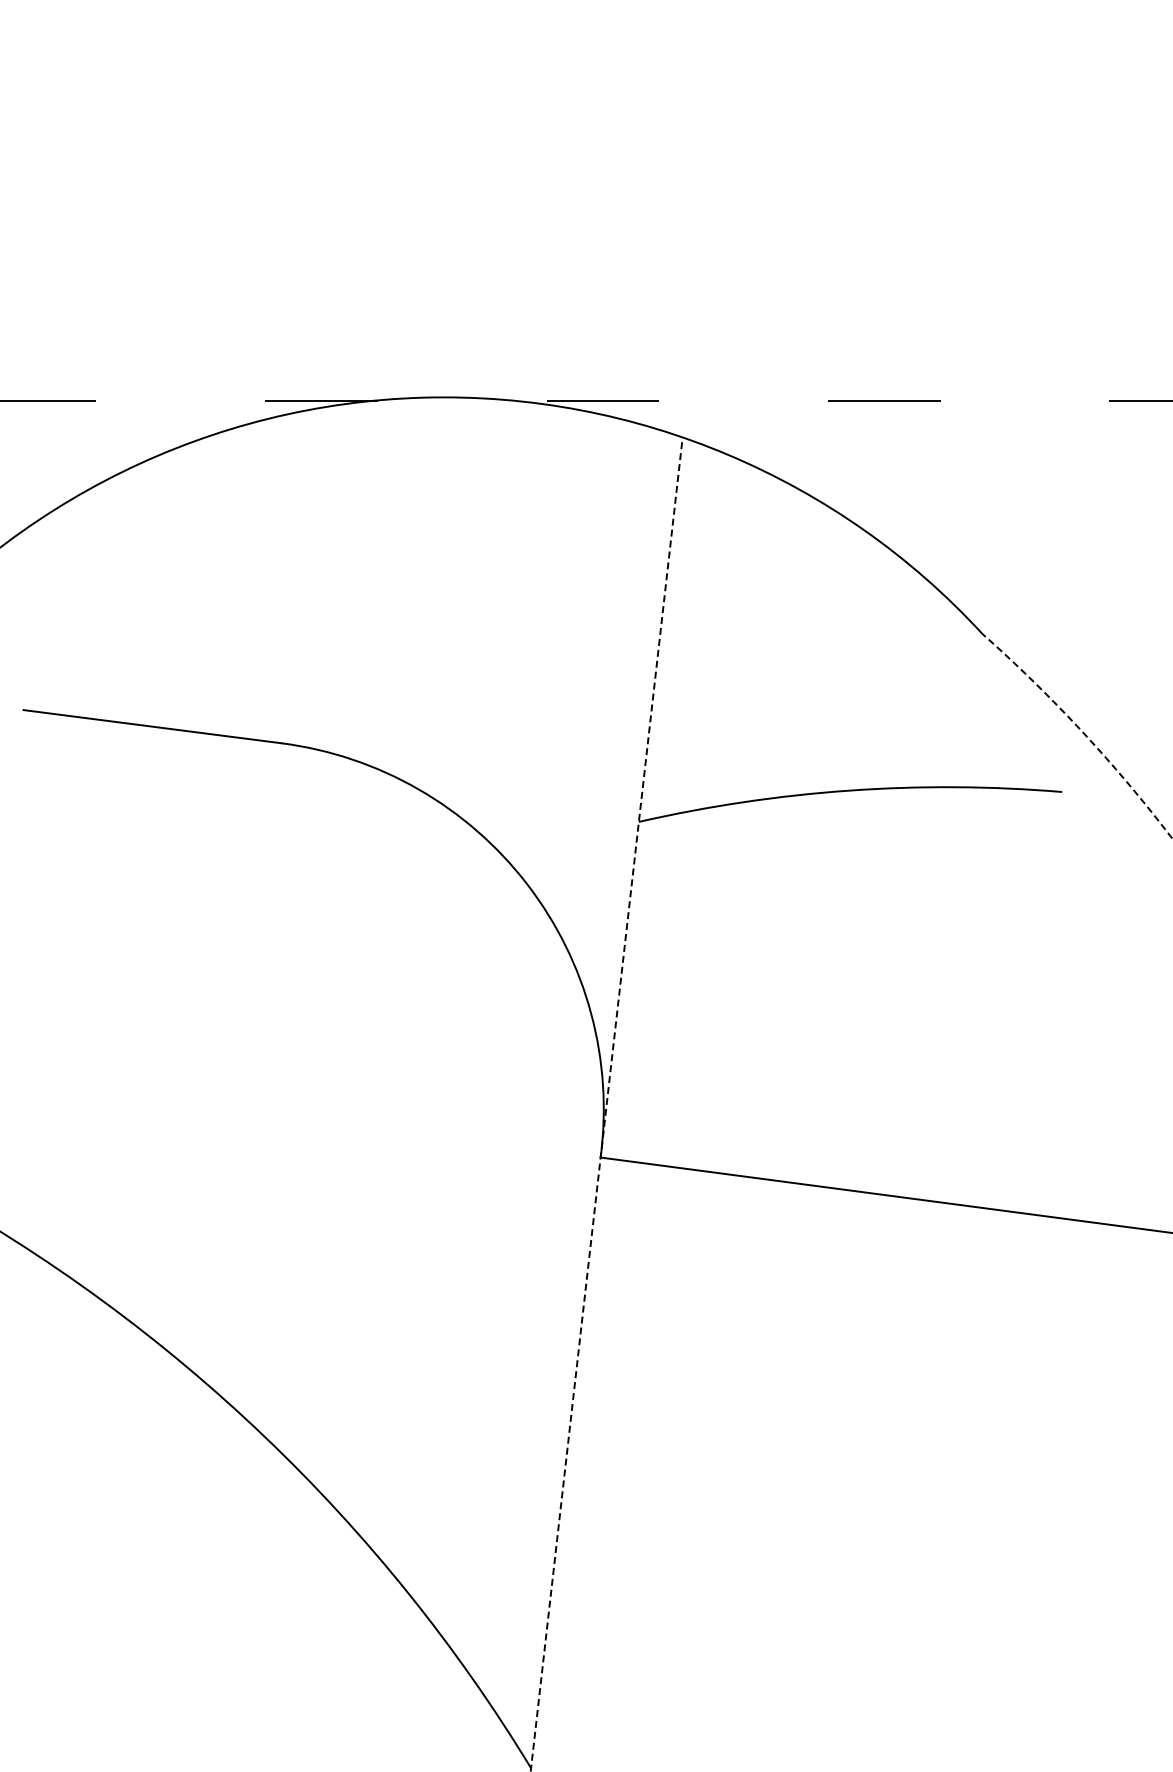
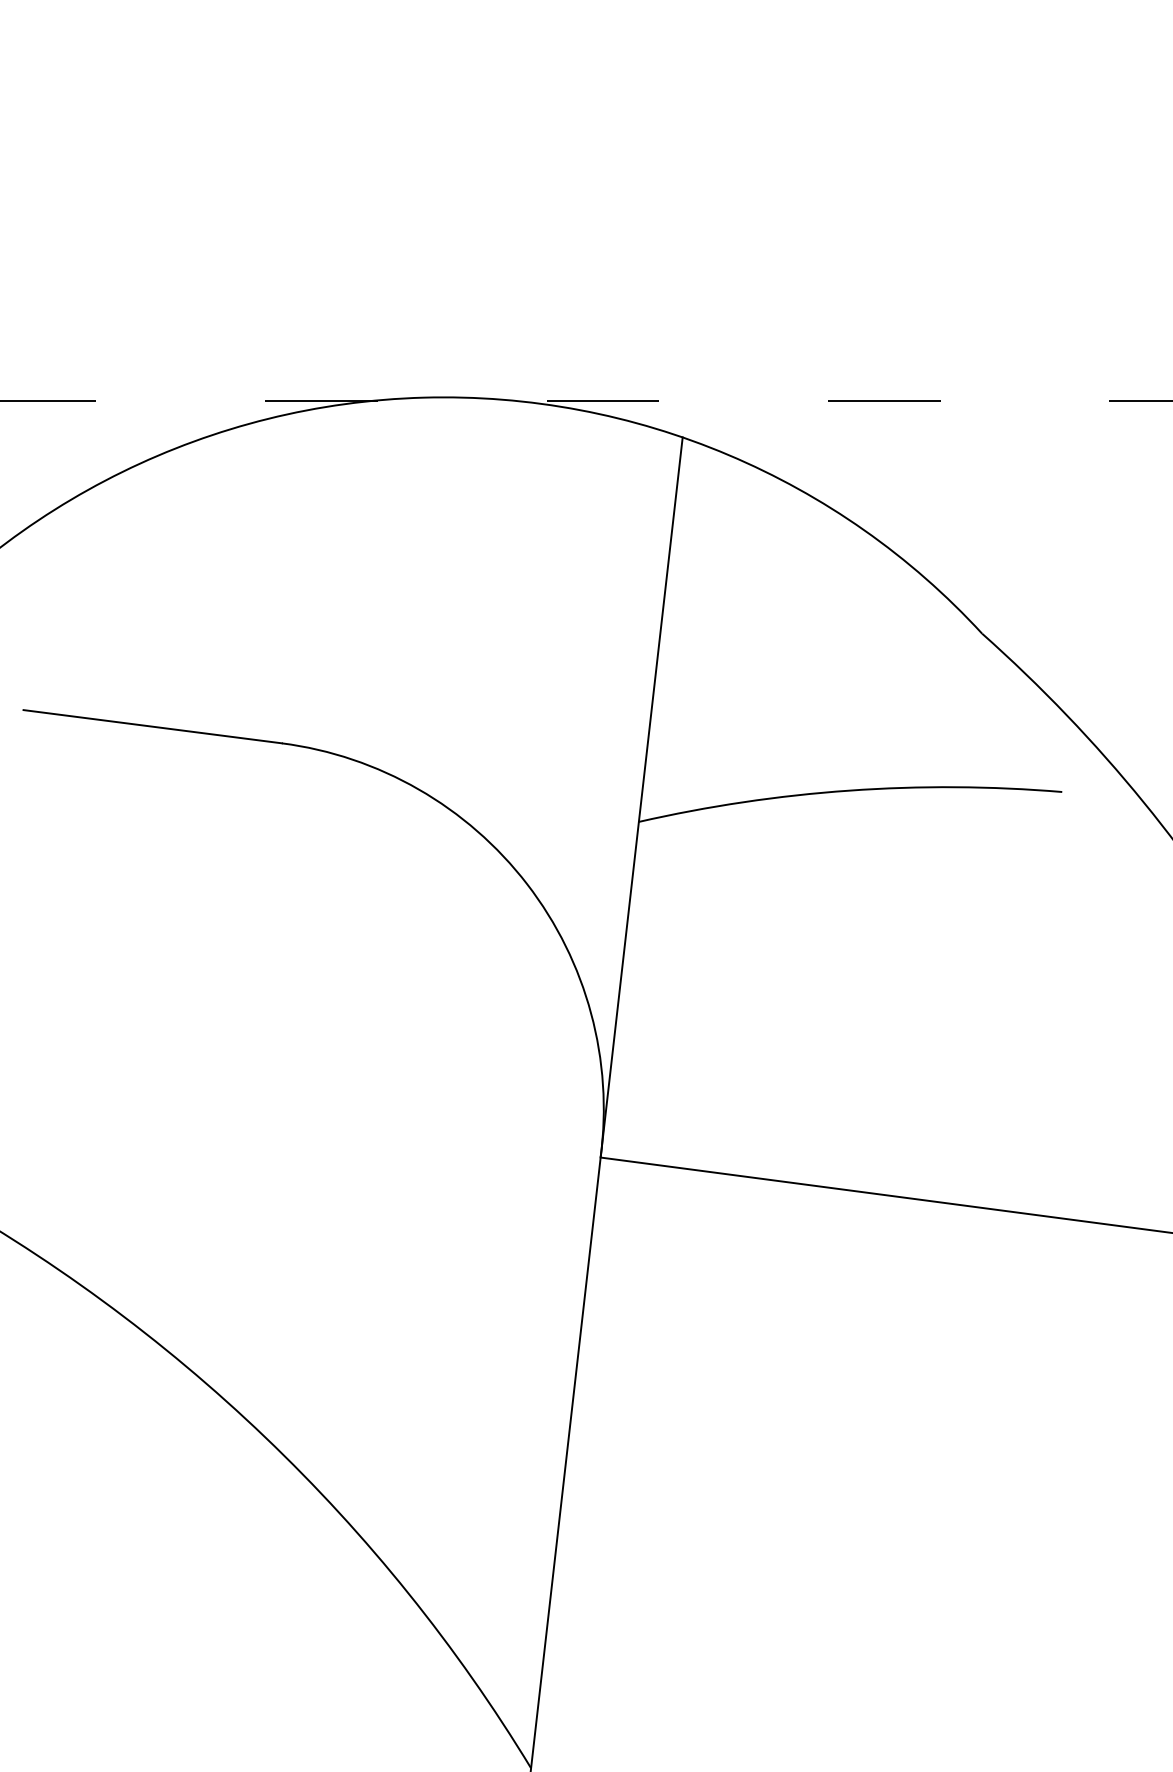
arc: dashed -> solid (1082, 731)
line: dashed -> solid (606, 1104)
